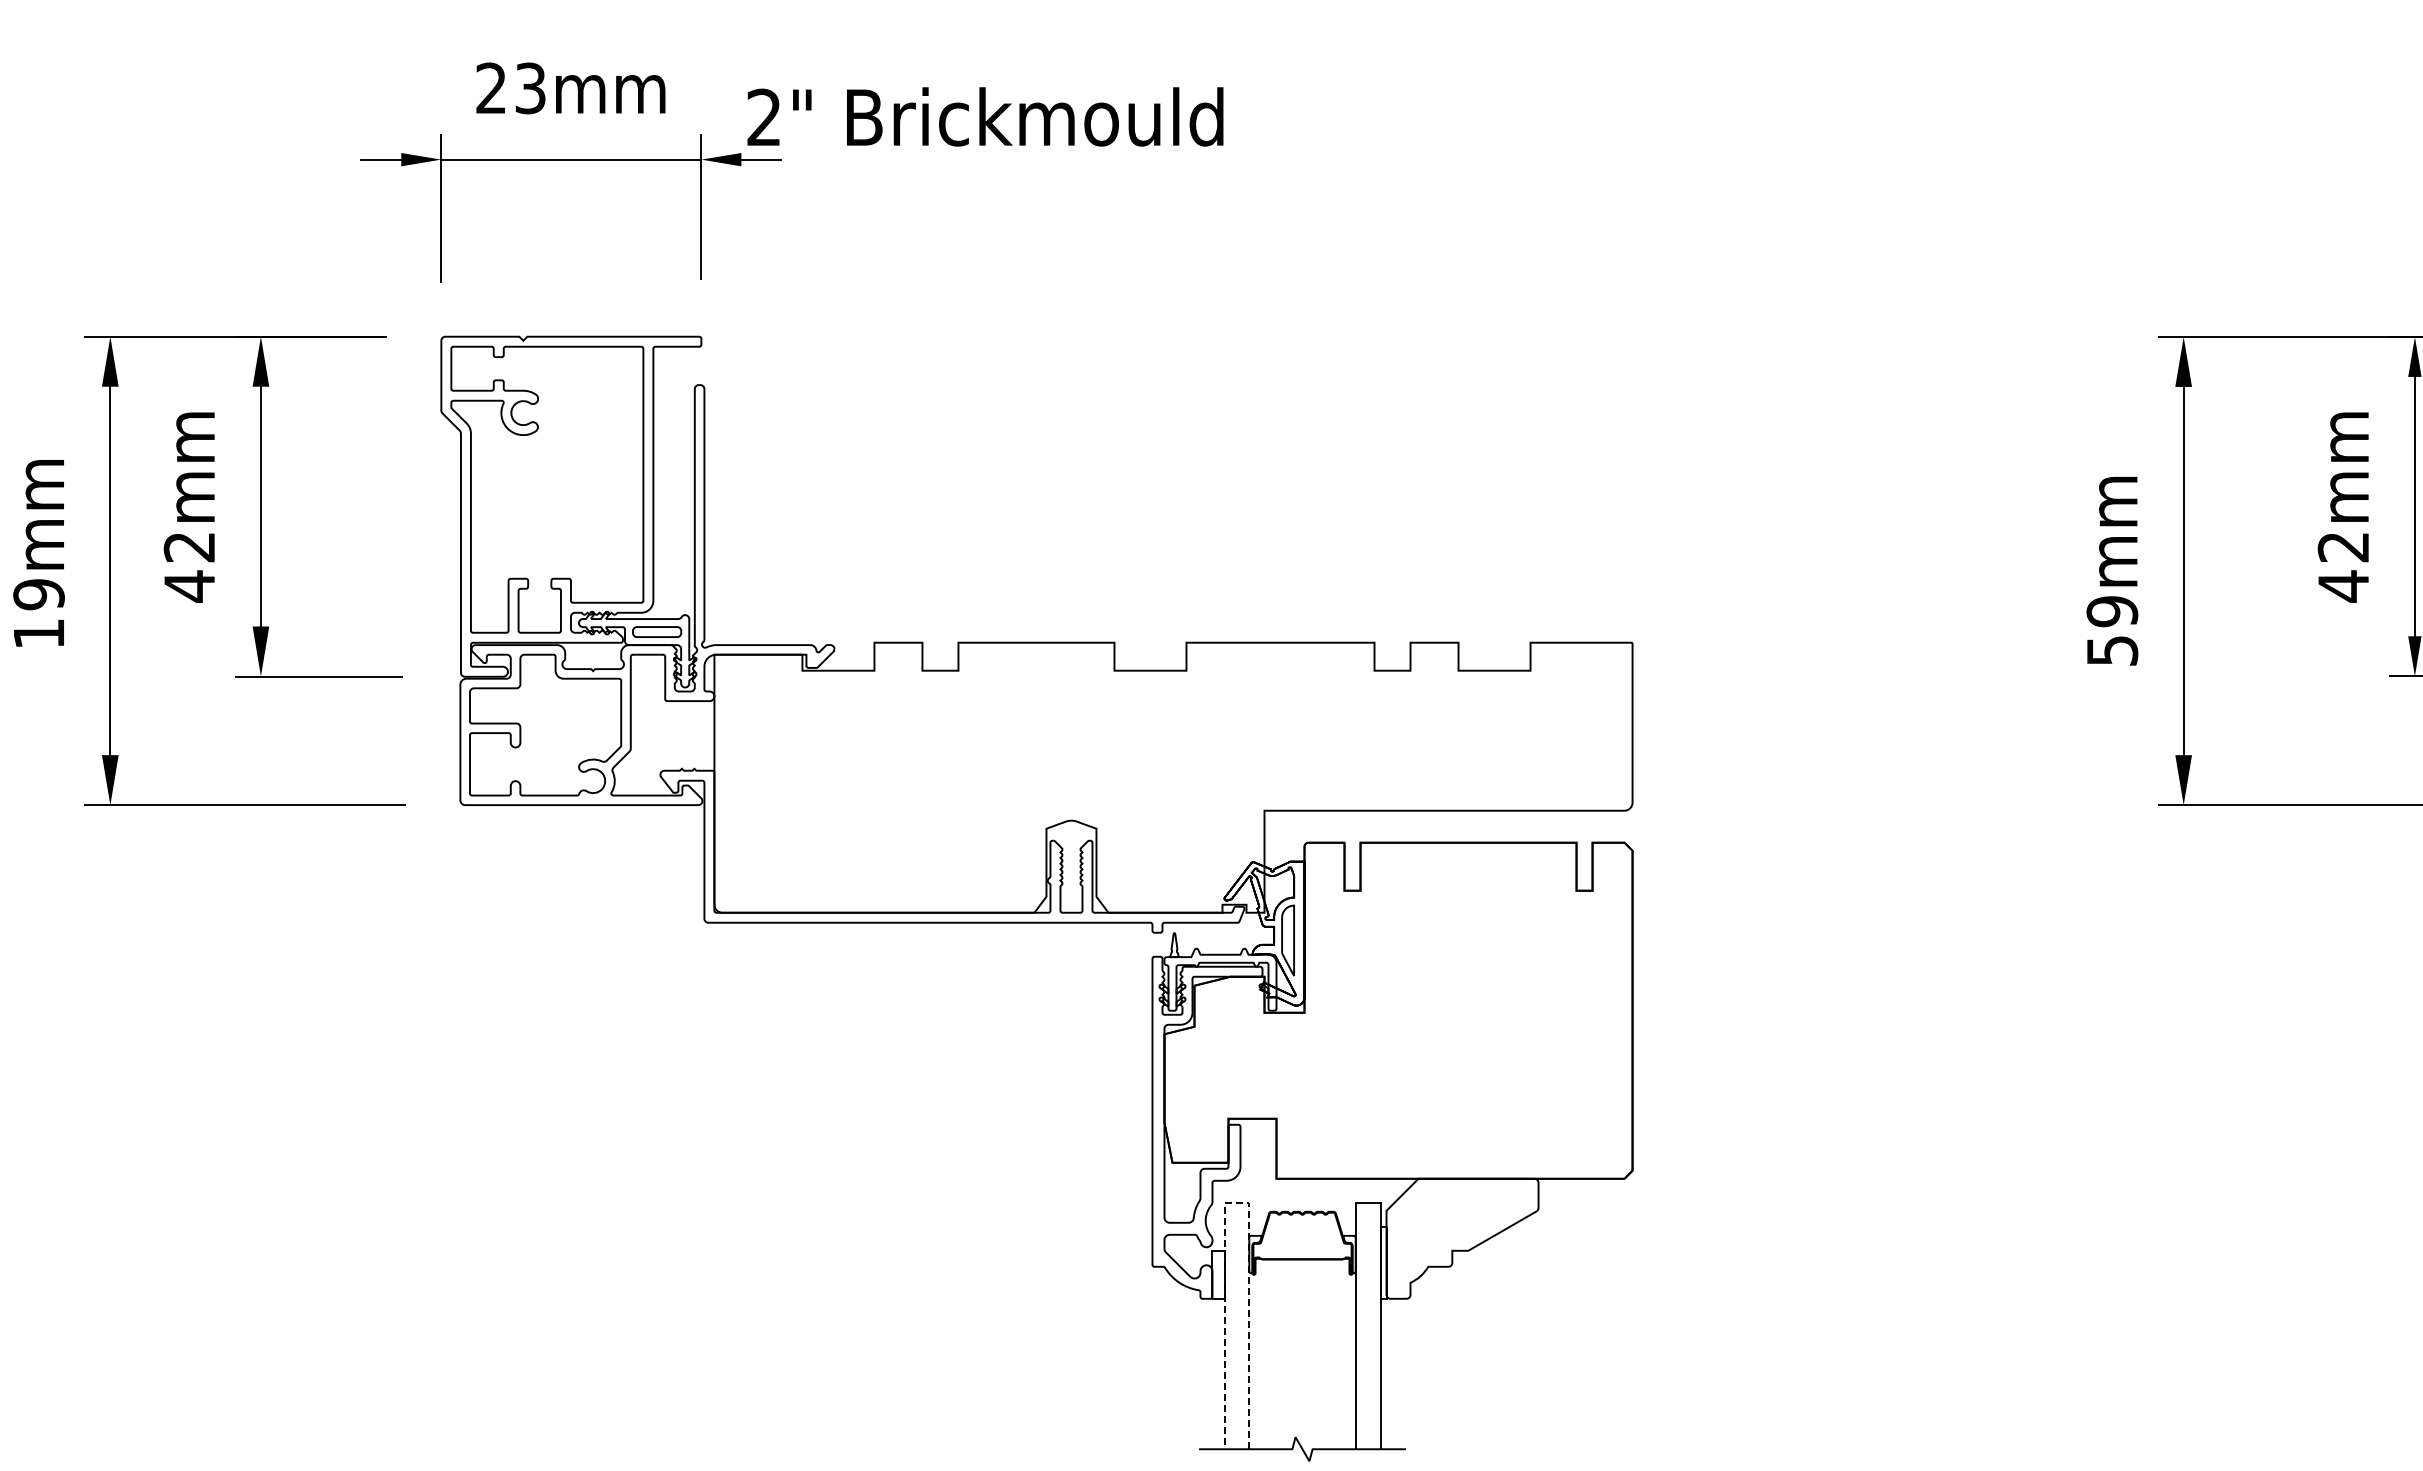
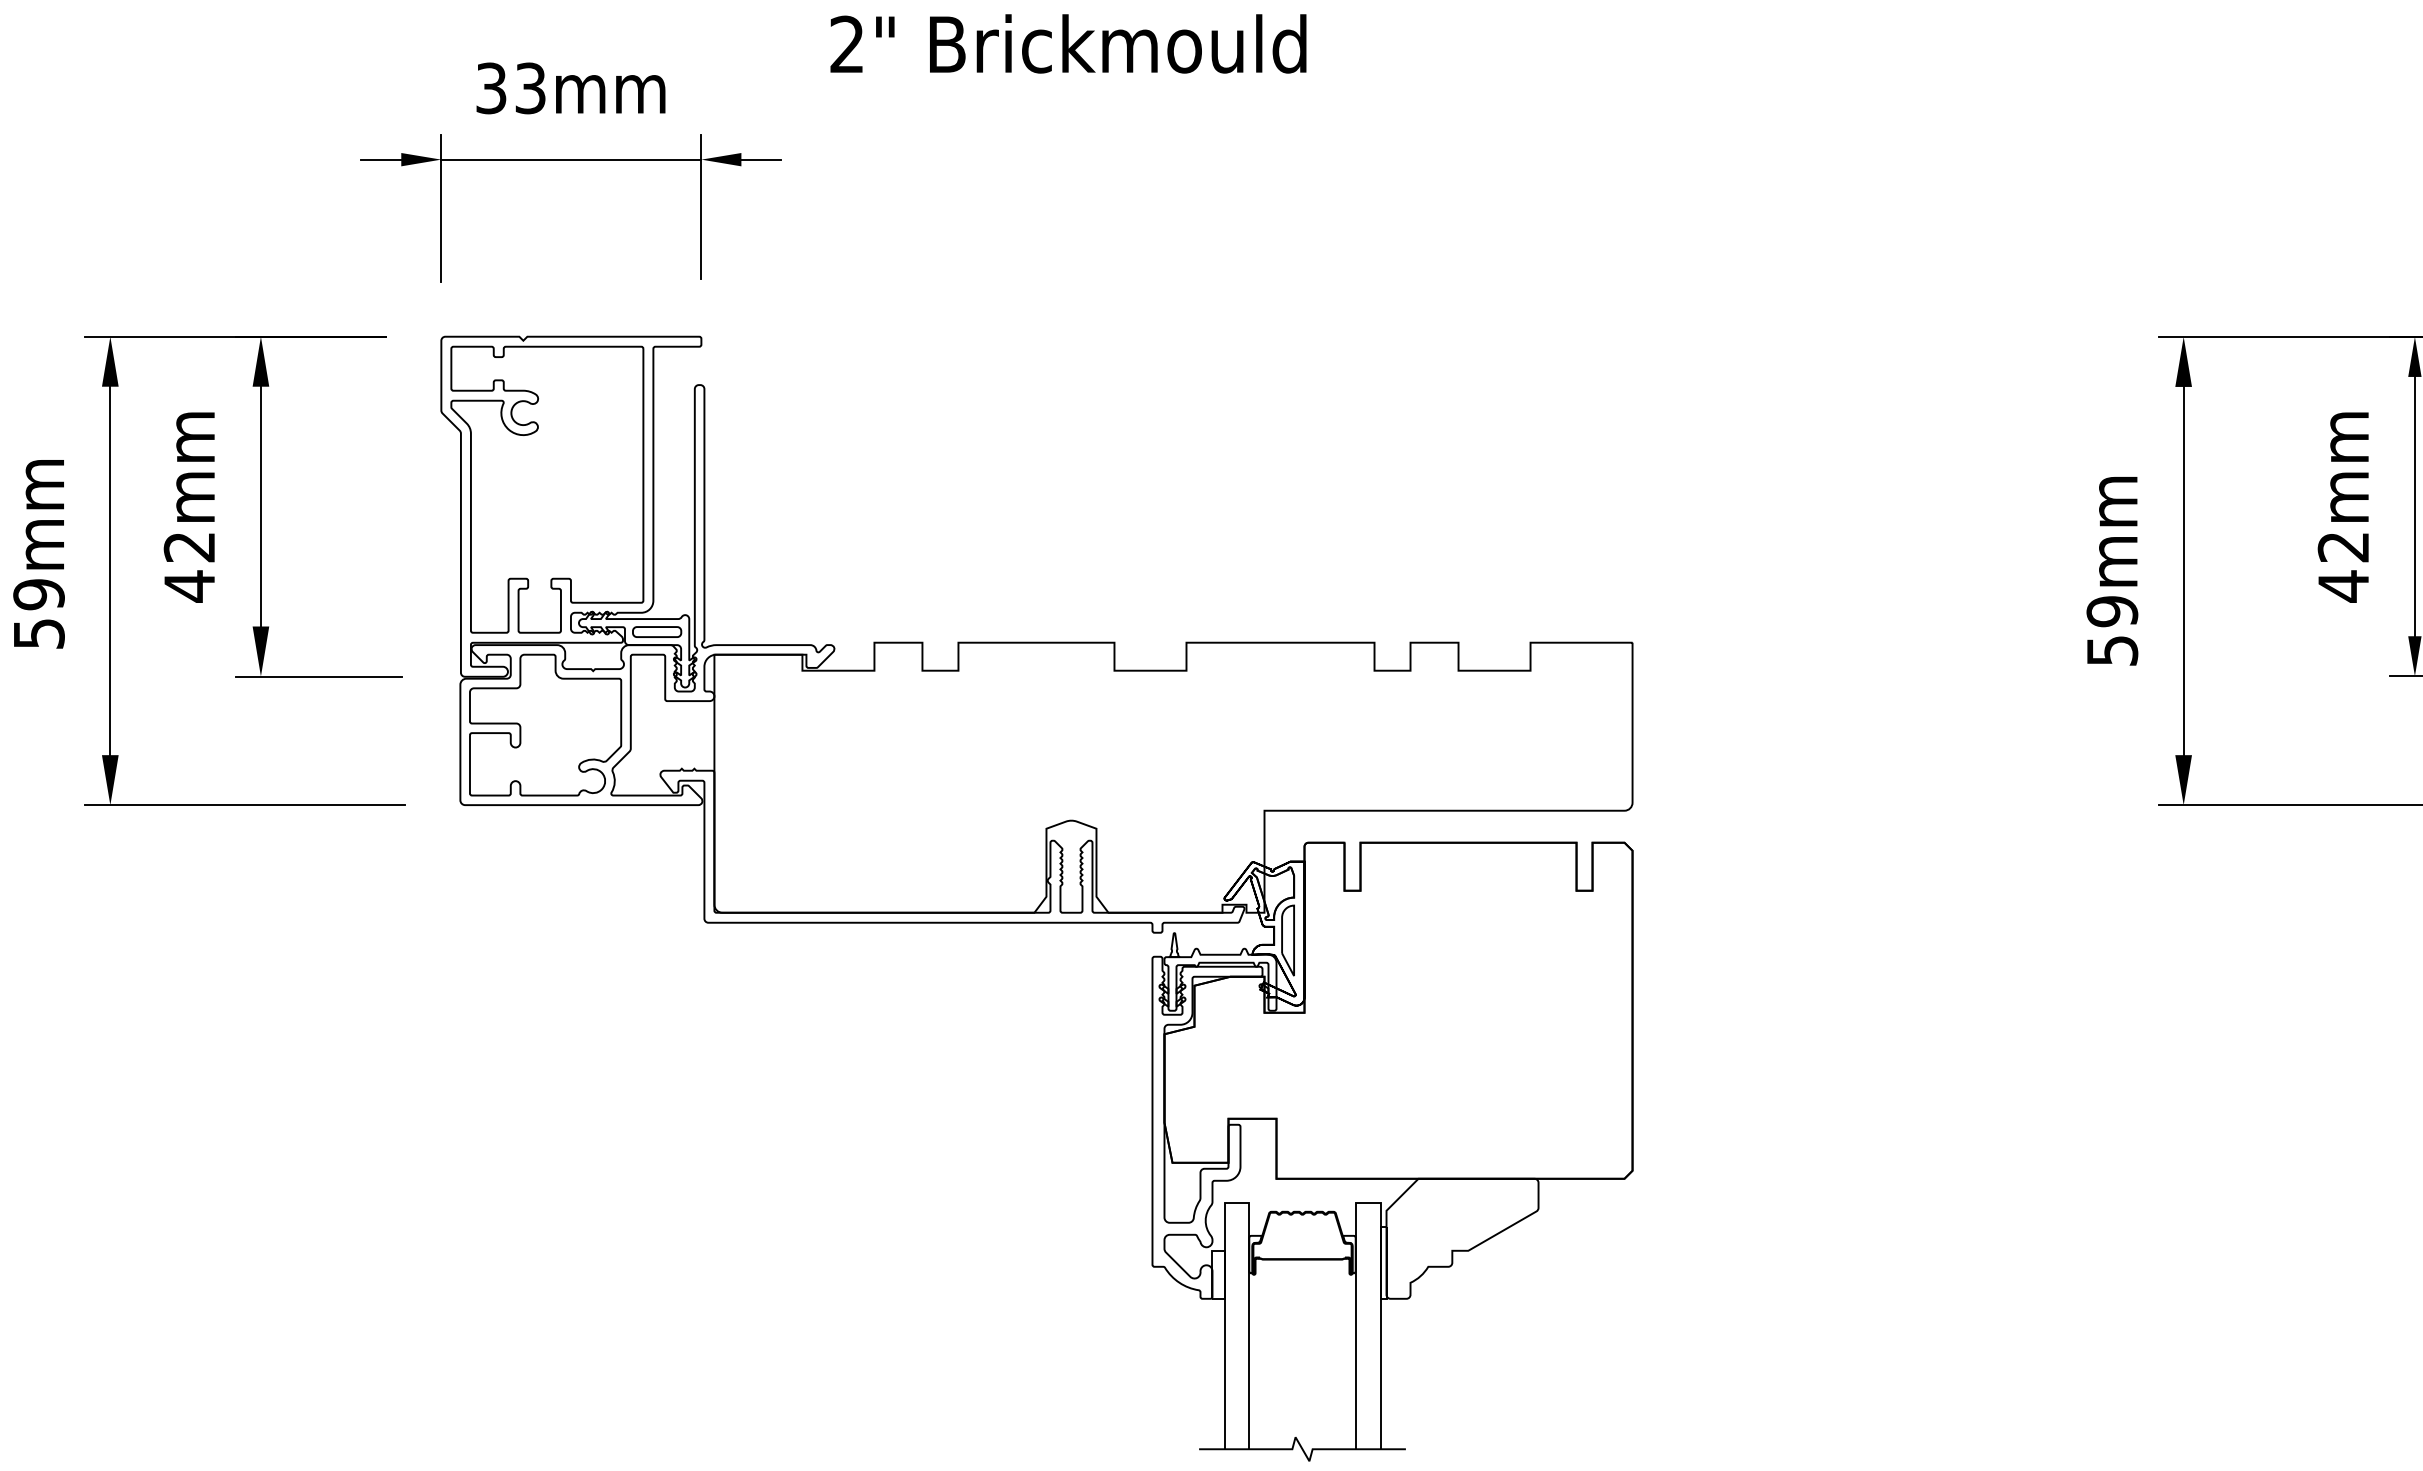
text: 23mm -> 33mm (491, 88)
text position: (985, 116) -> (1068, 43) (1068, 43)
text: 19mm -> 59mm (39, 633)
line: dashed -> solid (1236, 1202)
